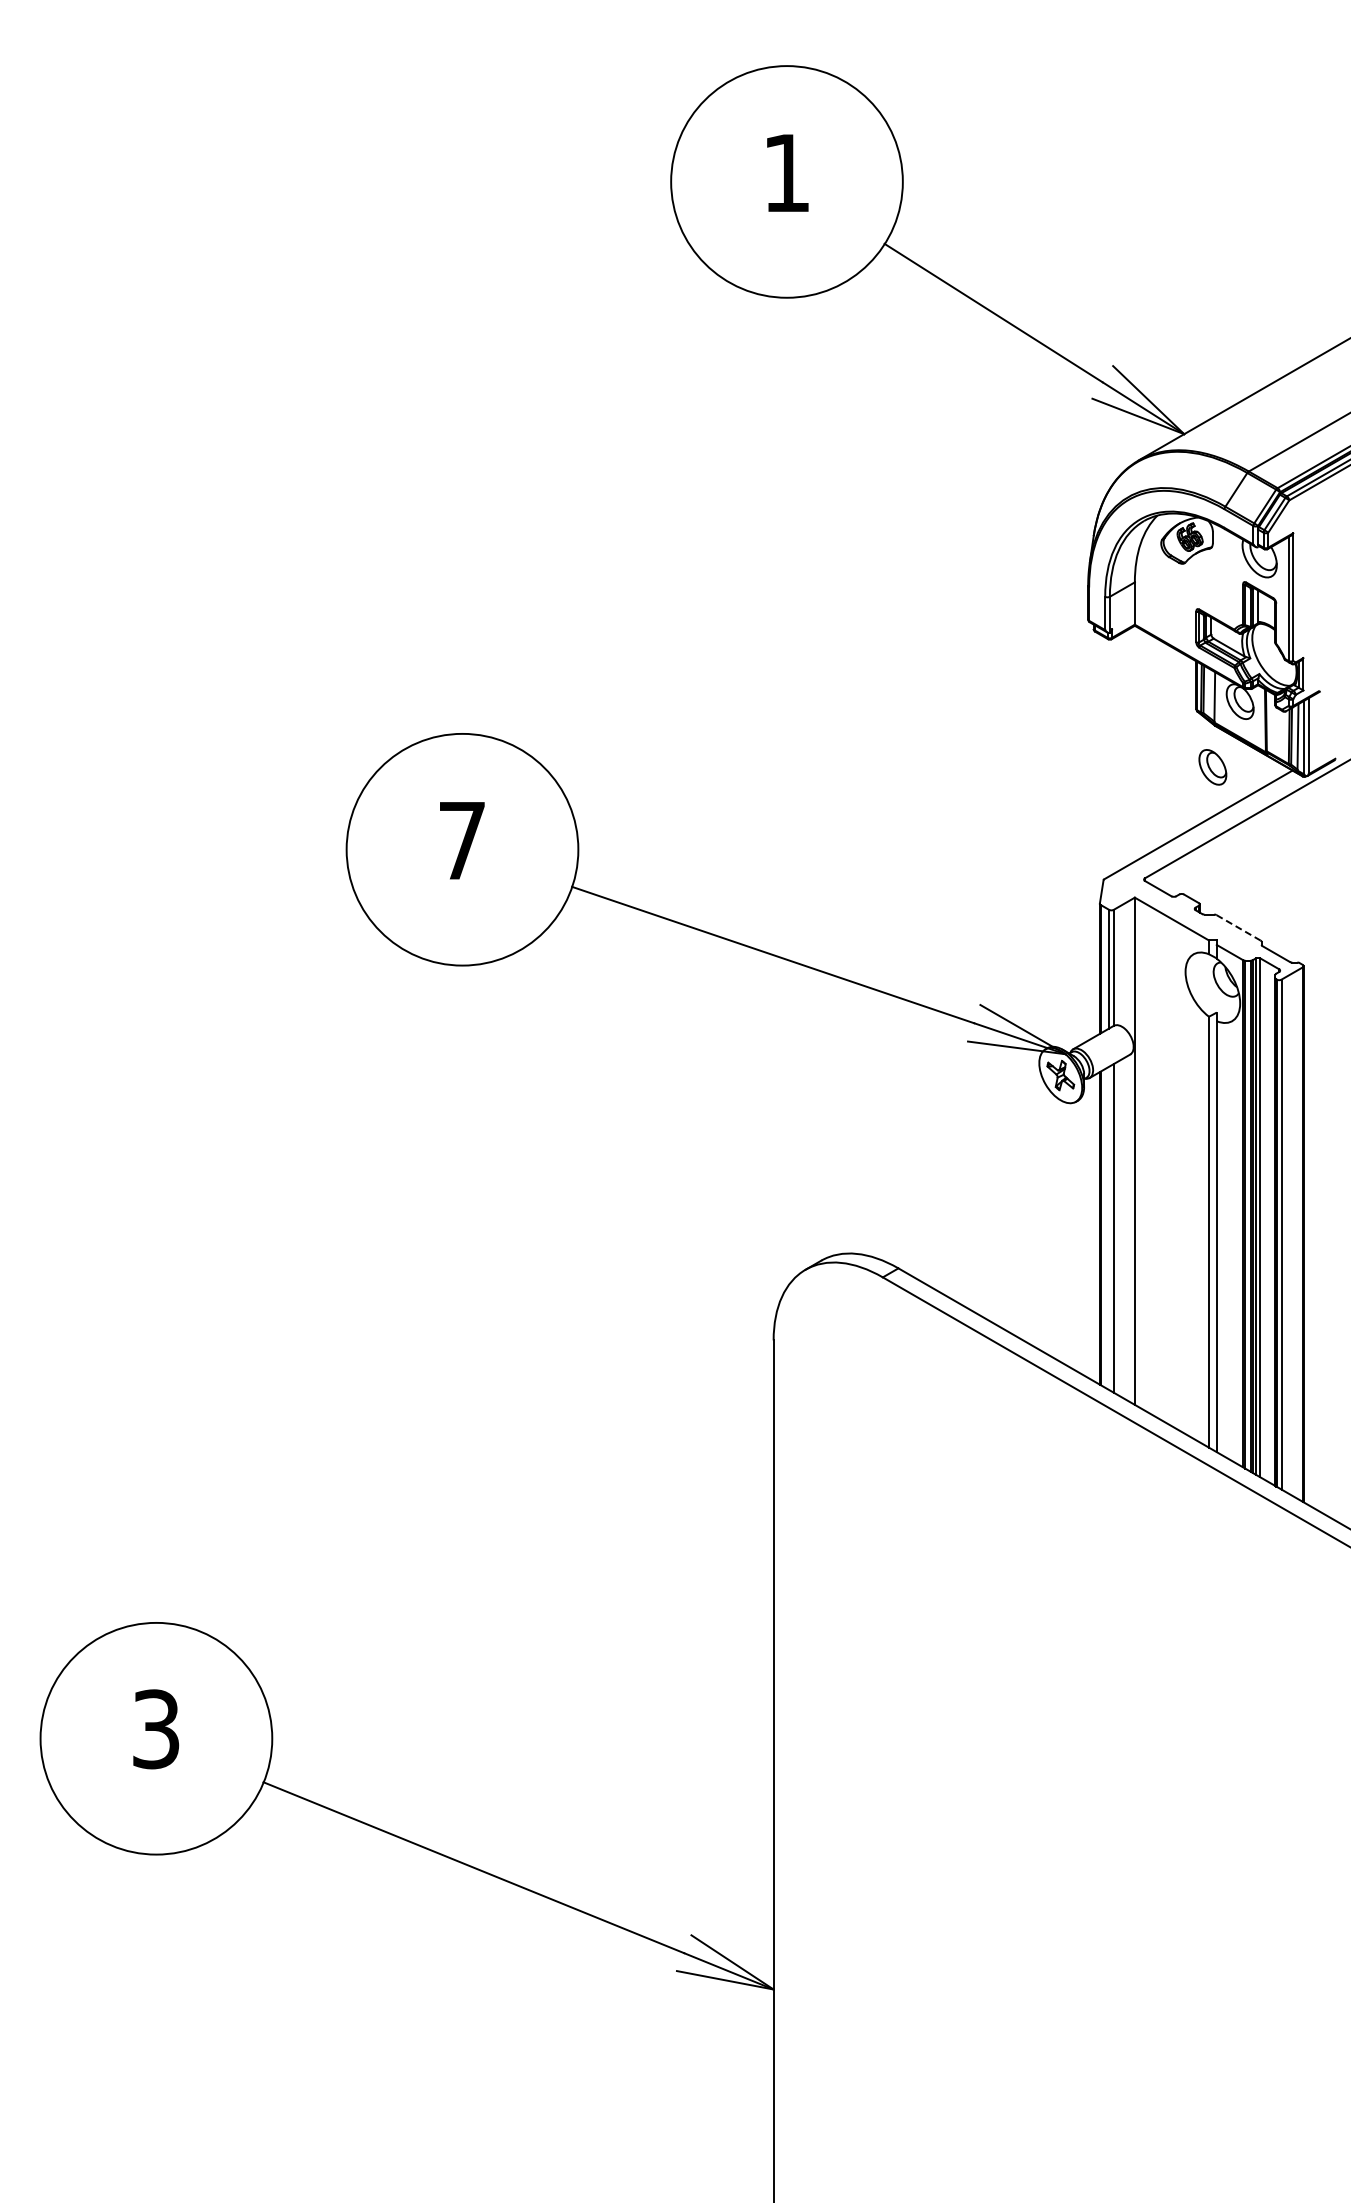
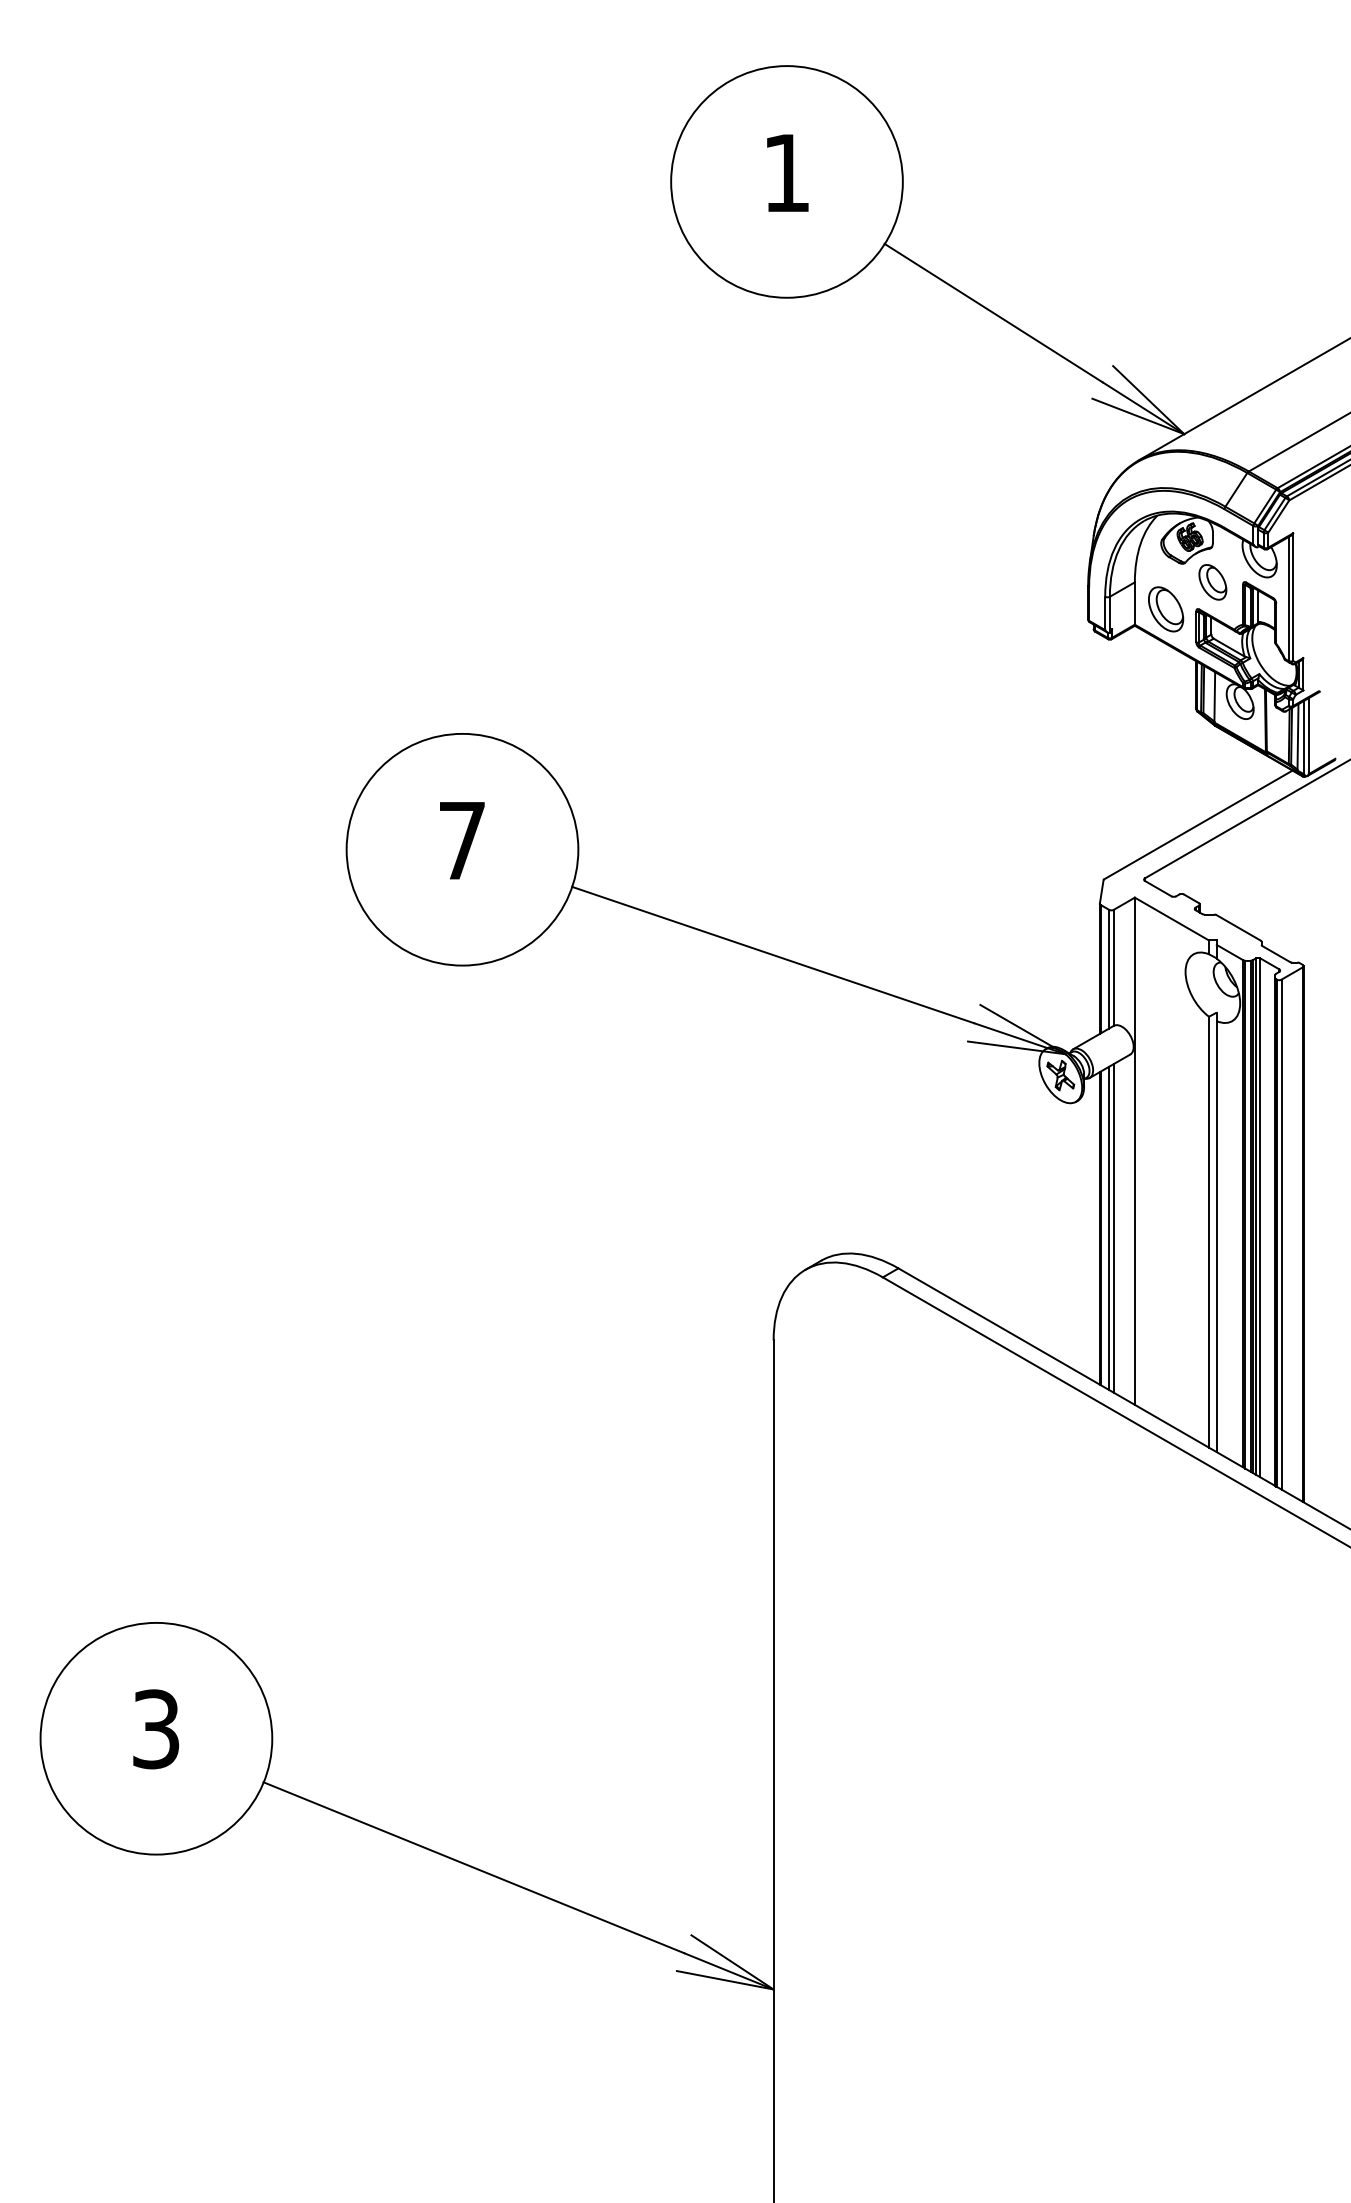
part: none -> present (1166, 609)
part position: (1212, 767) -> (1212, 582) (1212, 582)
line: dashed -> solid (1239, 928)
line: none -> present (1109, 1228)
